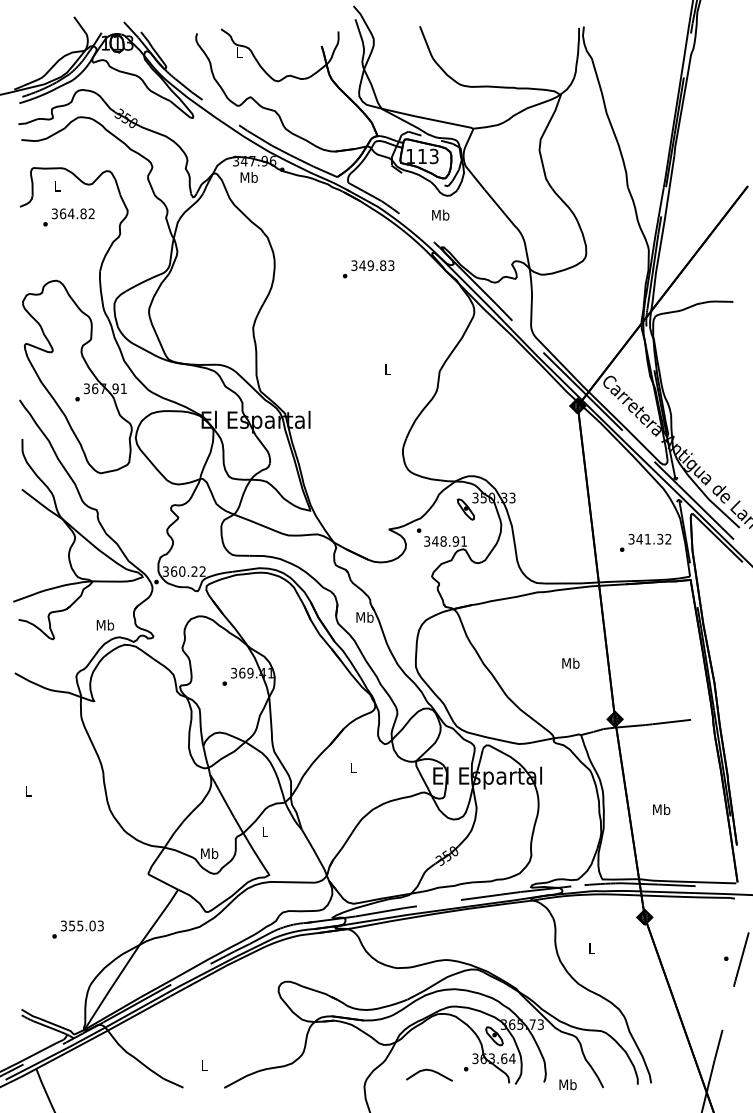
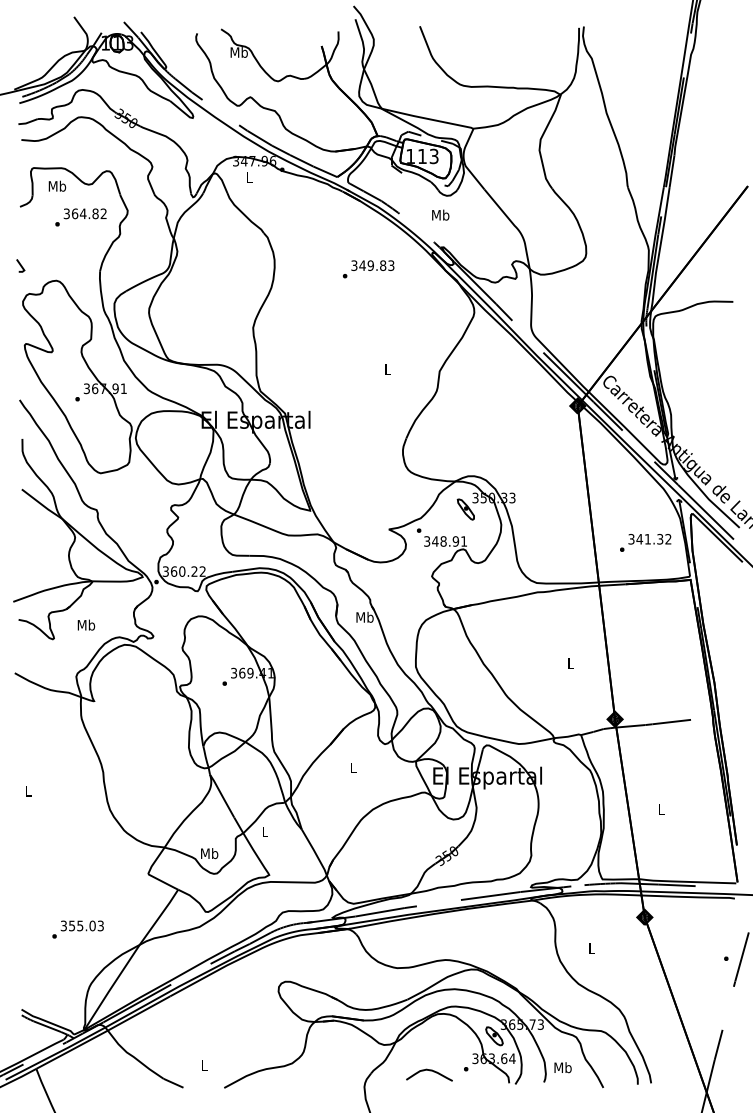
text: L -> Mb (238, 52)
text: Mb -> L (248, 177)
text: L -> Mb (57, 185)
text position: (68, 217) -> (80, 217) (80, 217)
line: none -> present (20, 265)
text position: (105, 624) -> (86, 624) (86, 624)
text: Mb -> L (570, 662)
text: Mb -> L (661, 809)
text position: (567, 1084) -> (562, 1067) (562, 1067)
